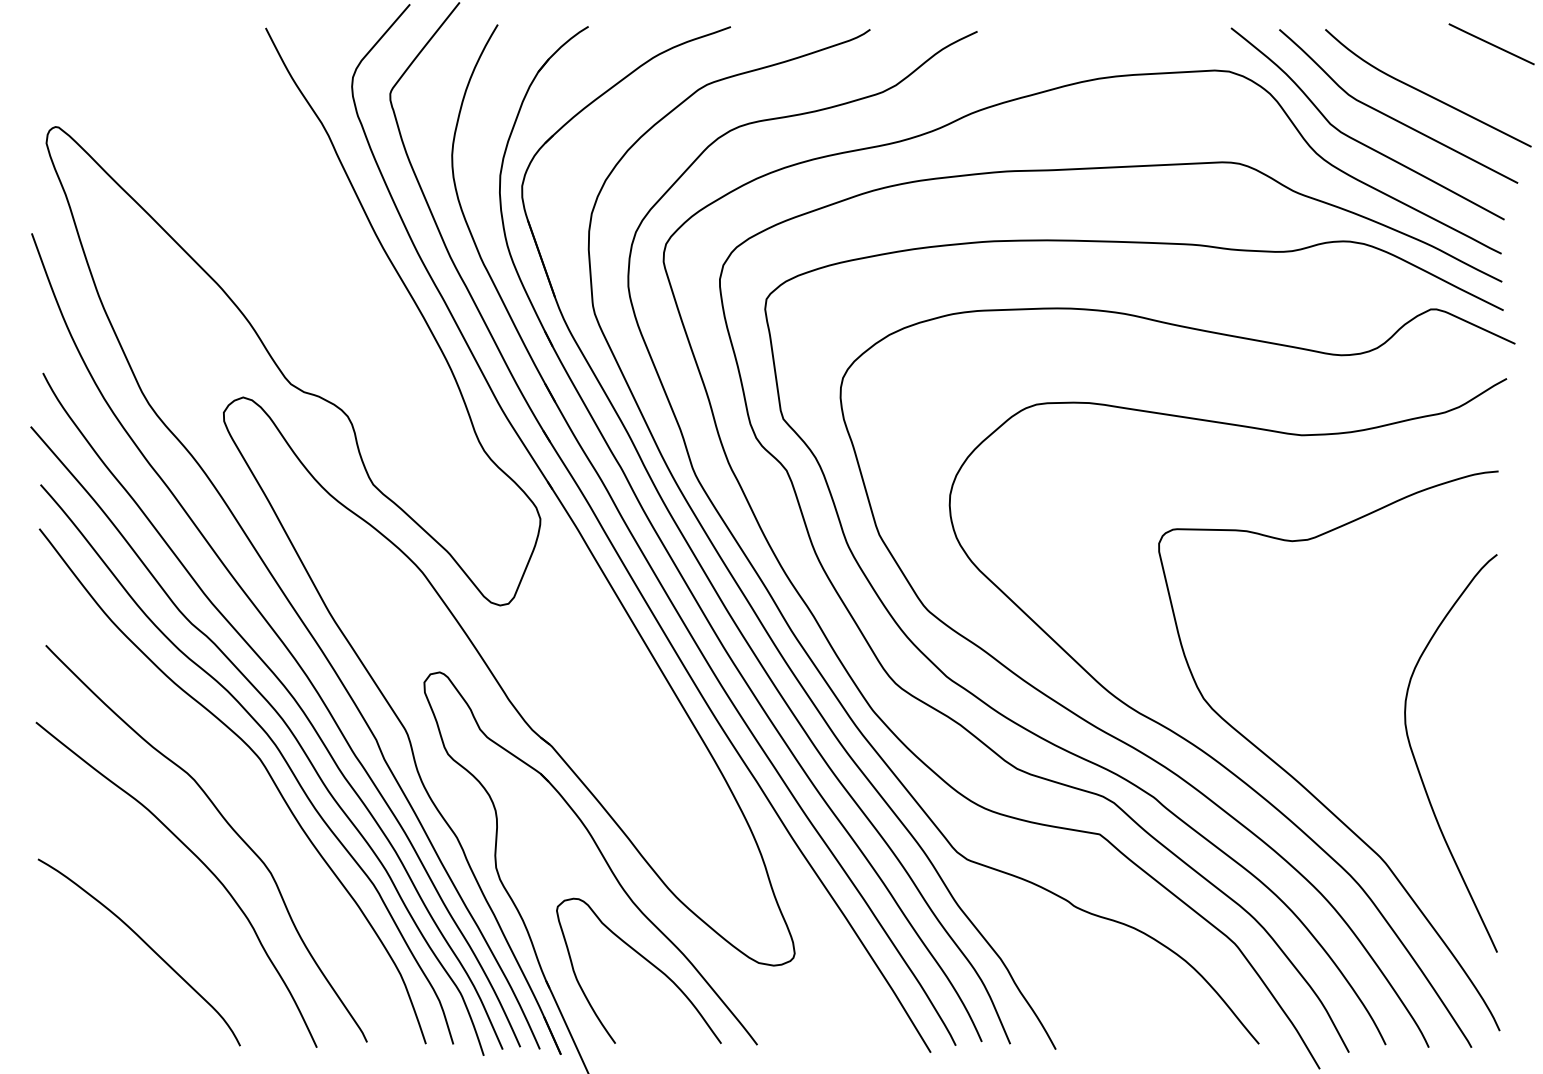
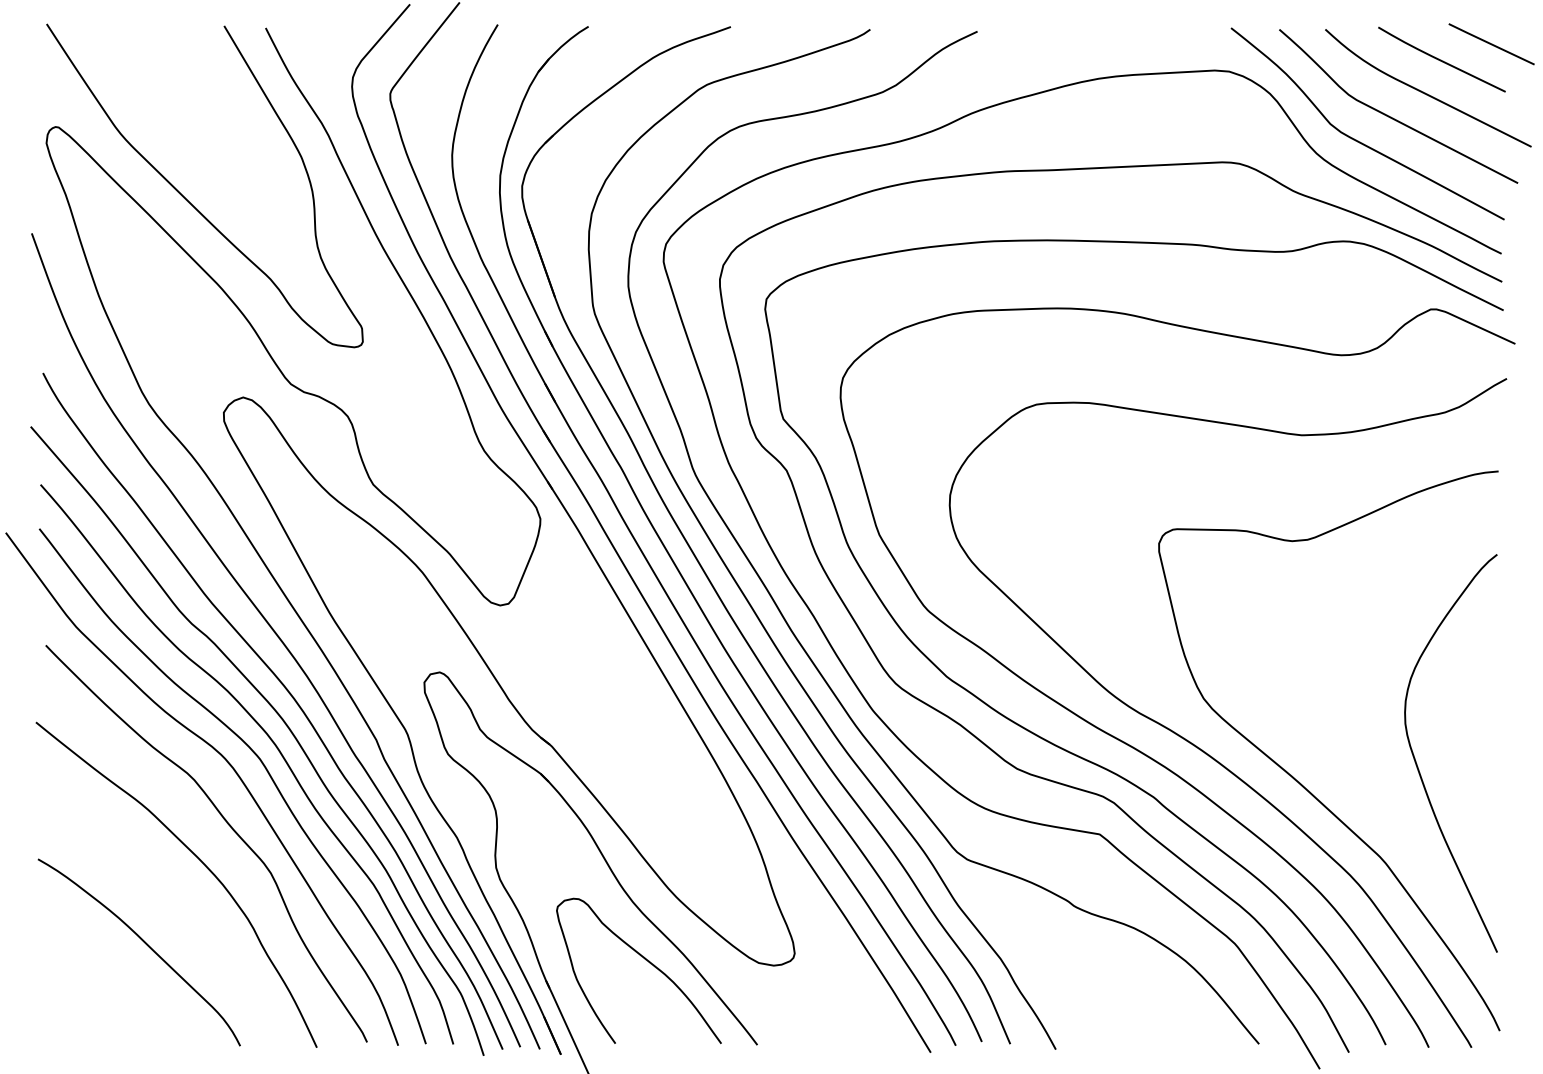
curve: none -> present (1441, 59)
curve: none -> present (188, 200)
curve: none -> present (227, 763)
